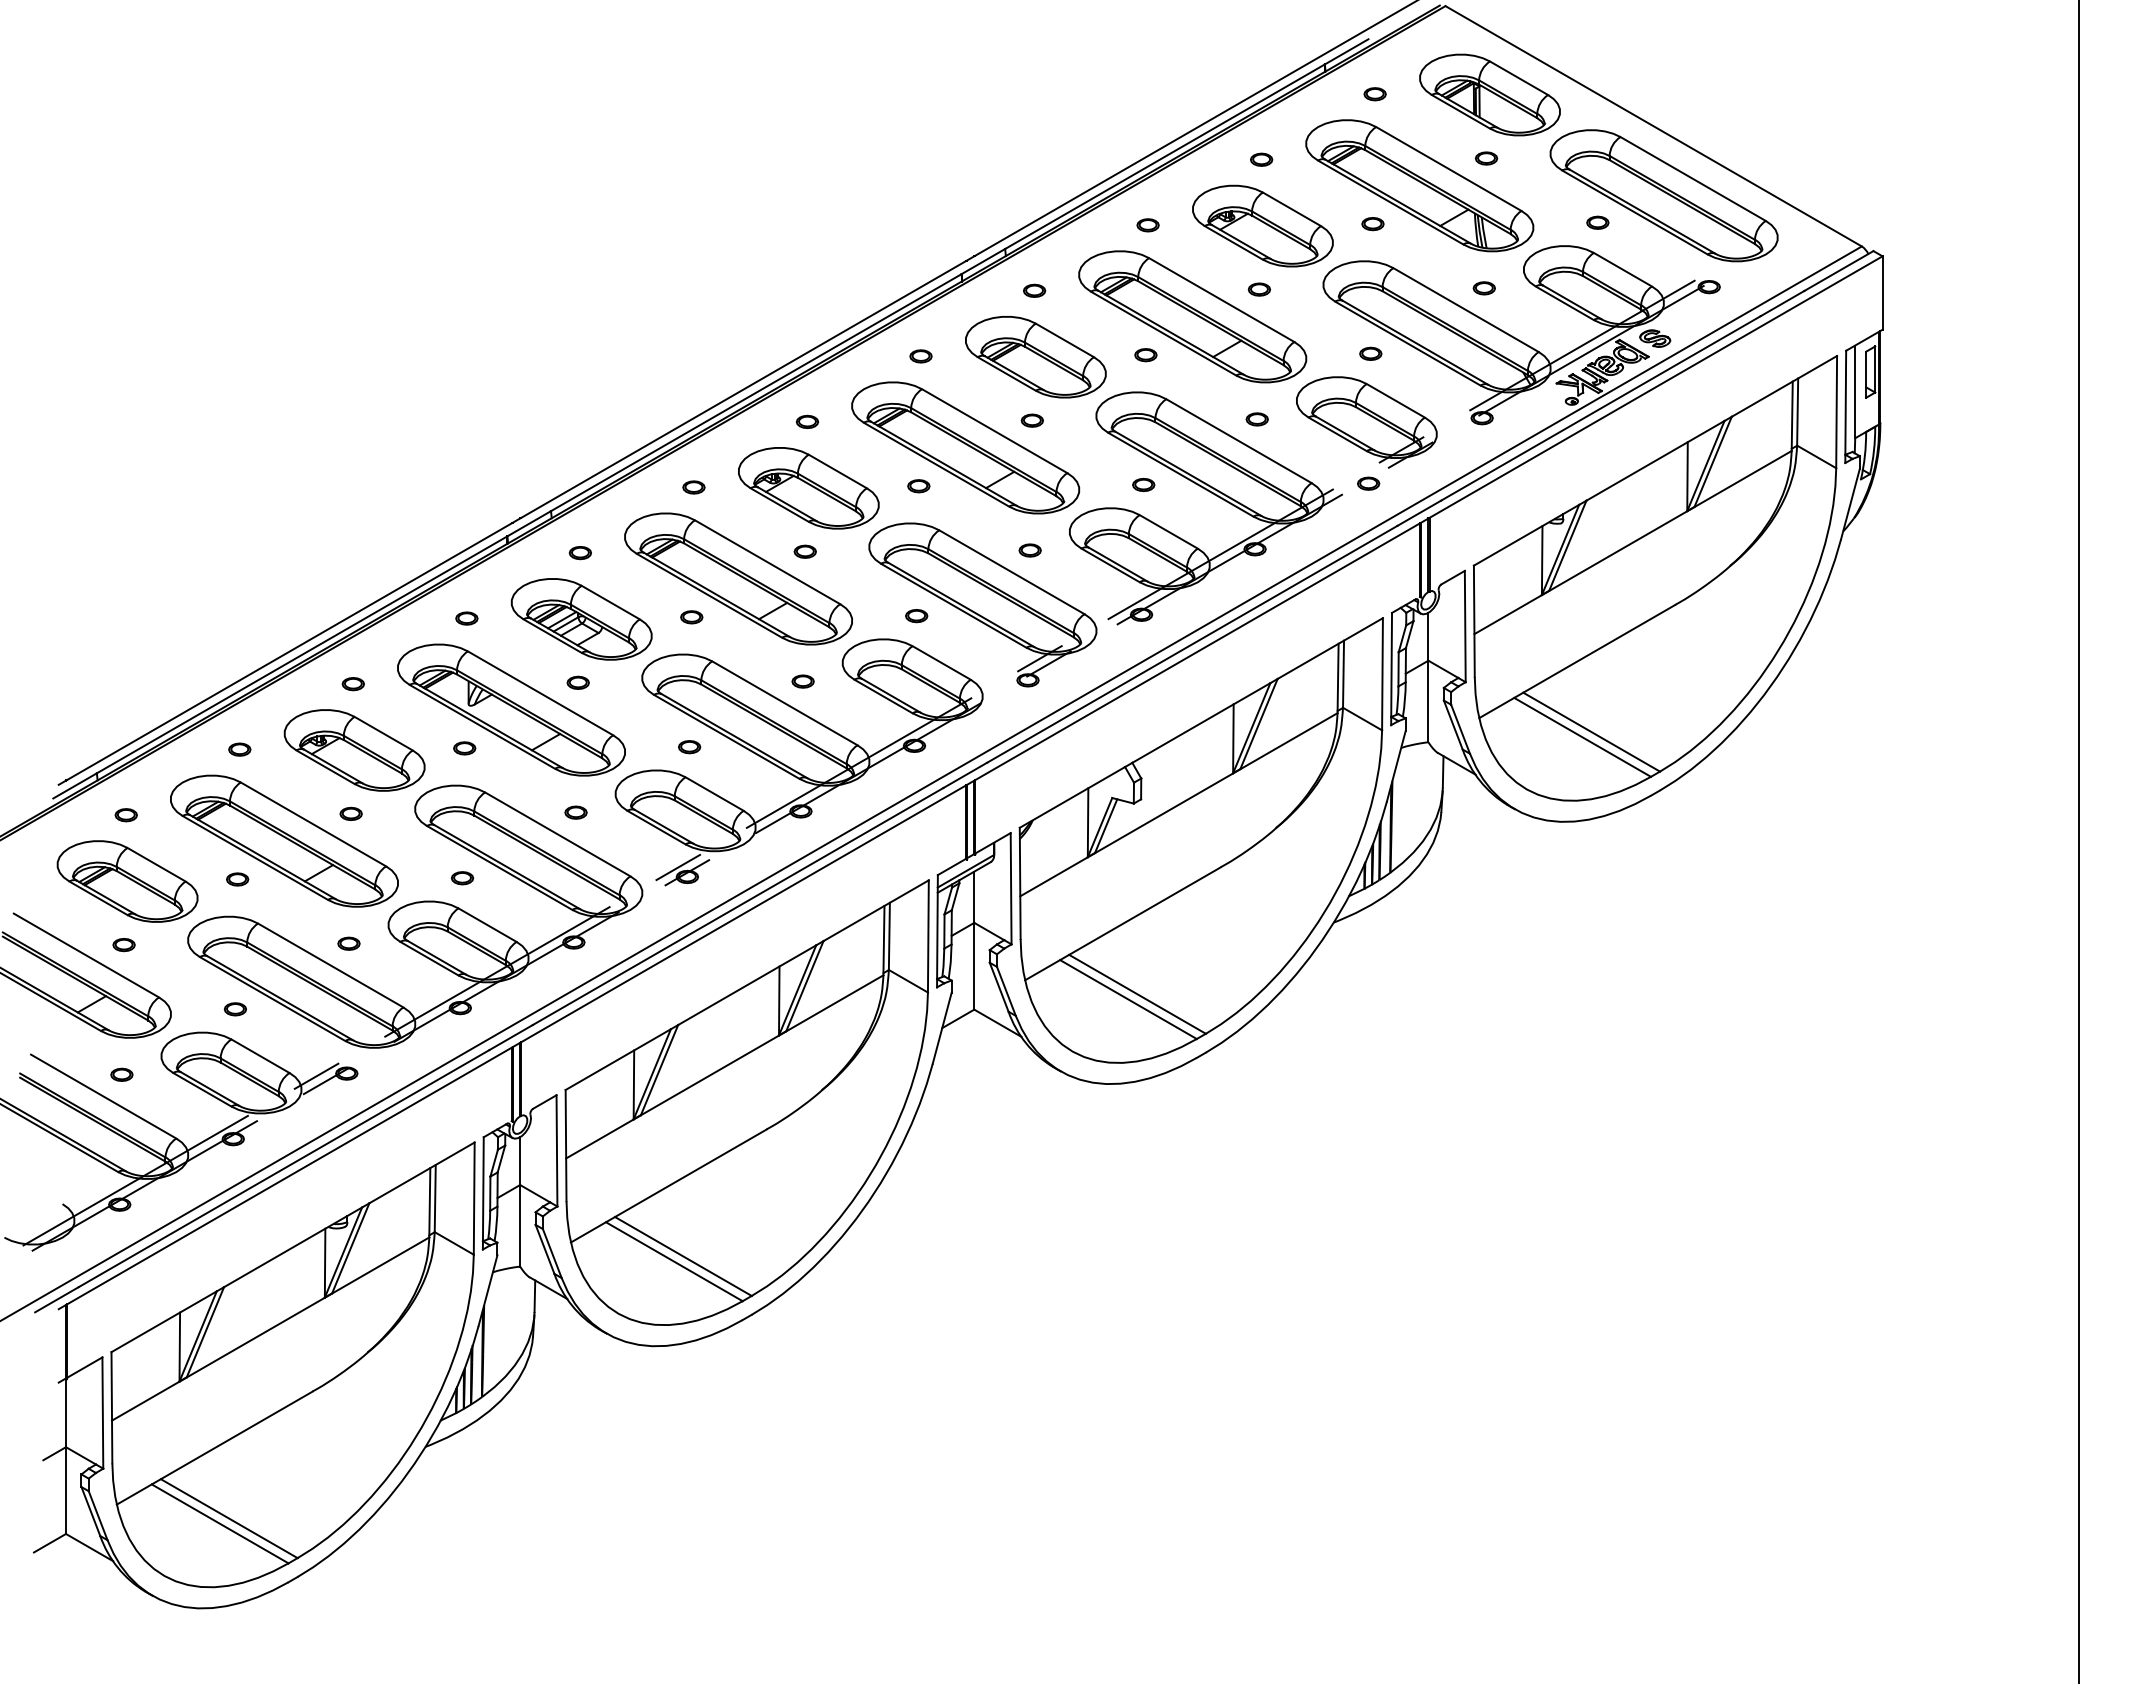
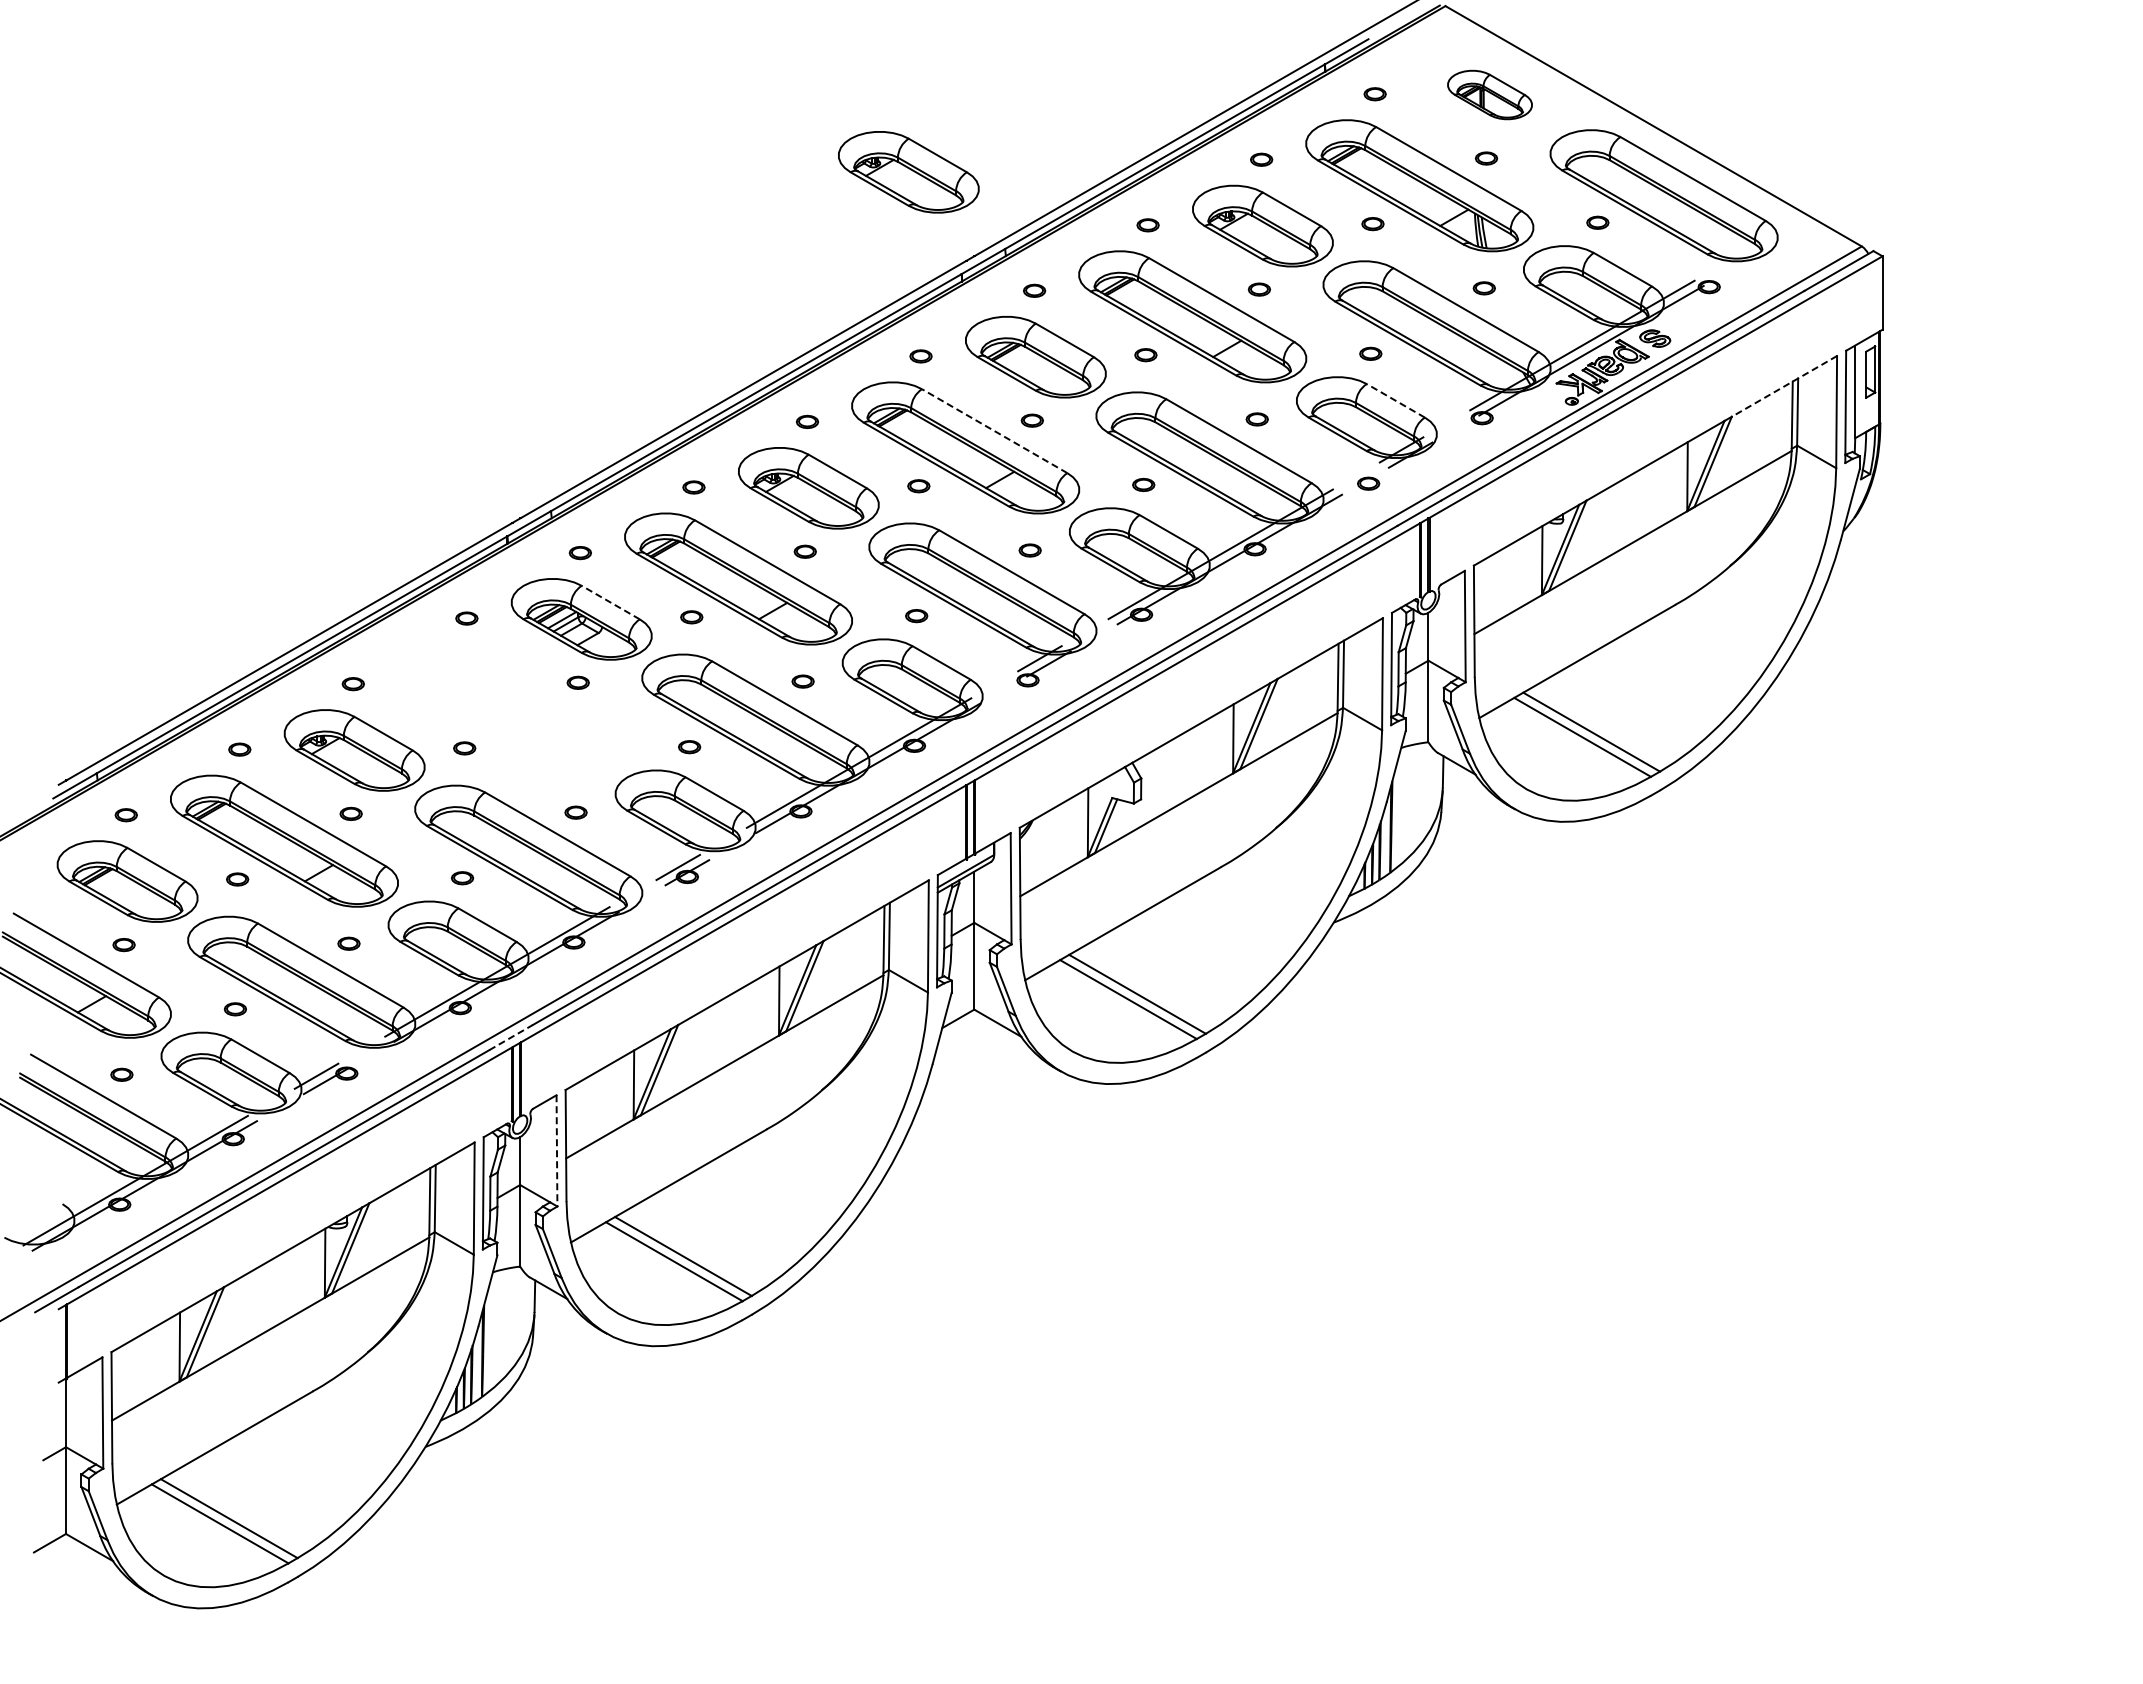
part size: 142x84 px -> 86x52 px (1489, 94)
part: none -> present (908, 172)
line: solid -> dashed (1784, 386)
line: solid -> dashed (1395, 400)
line: solid -> dashed (994, 431)
line: solid -> dashed (610, 602)
part: present -> none (511, 709)
line: present -> none (2078, 841)
line: solid -> dashed (511, 1037)
line: solid -> dashed (556, 1150)
